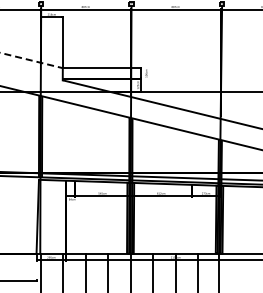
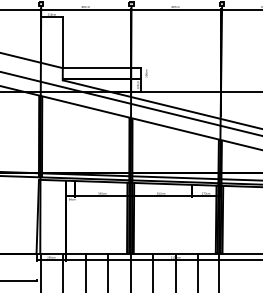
line: dashed -> solid (31, 60)
line: none -> present (130, 103)
